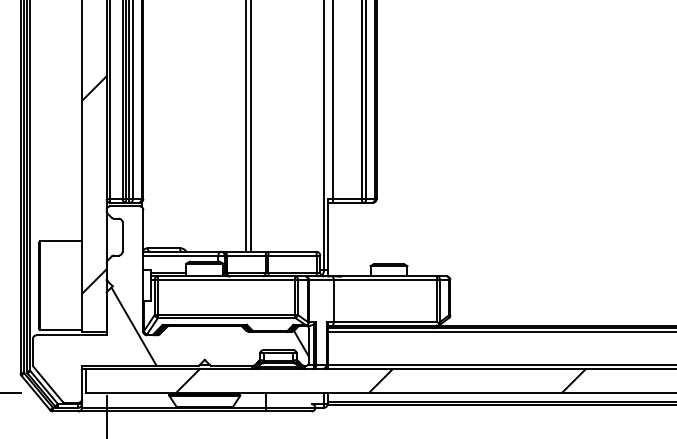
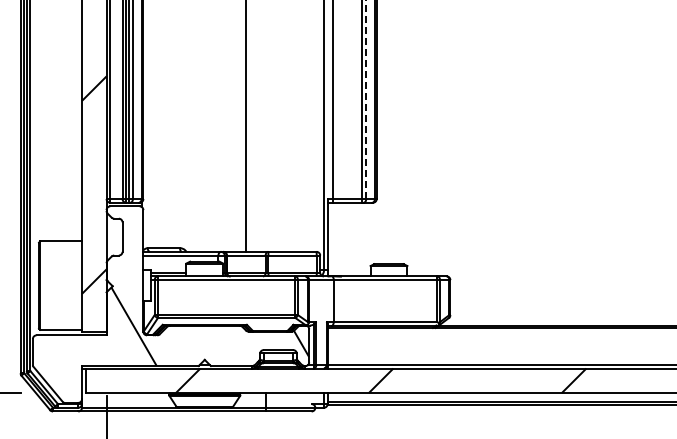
line: solid -> dashed (366, 99)
line: present -> none (250, 126)
line: present -> none (500, 331)
